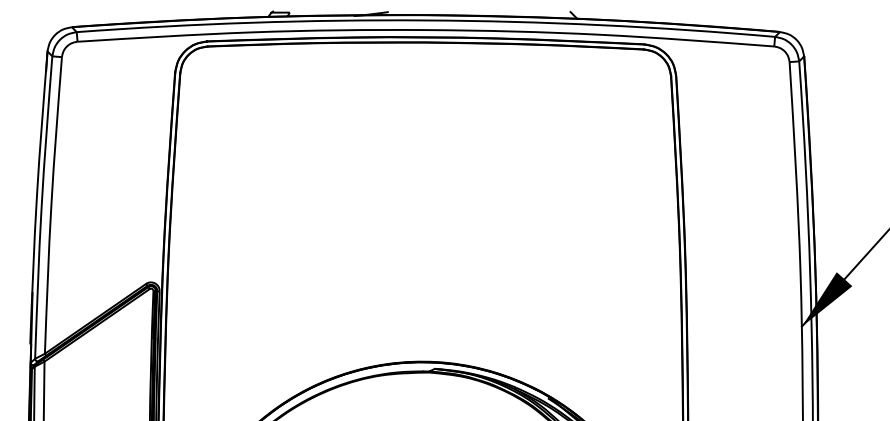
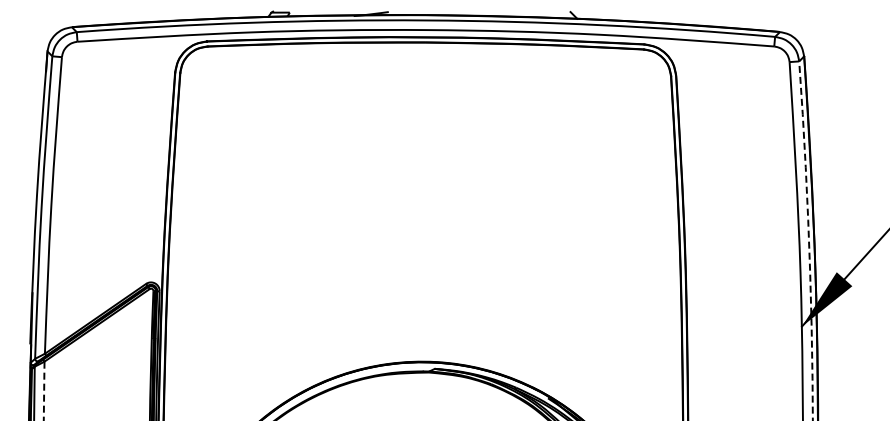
arc: solid -> dashed (809, 241)
line: solid -> dashed (44, 391)
